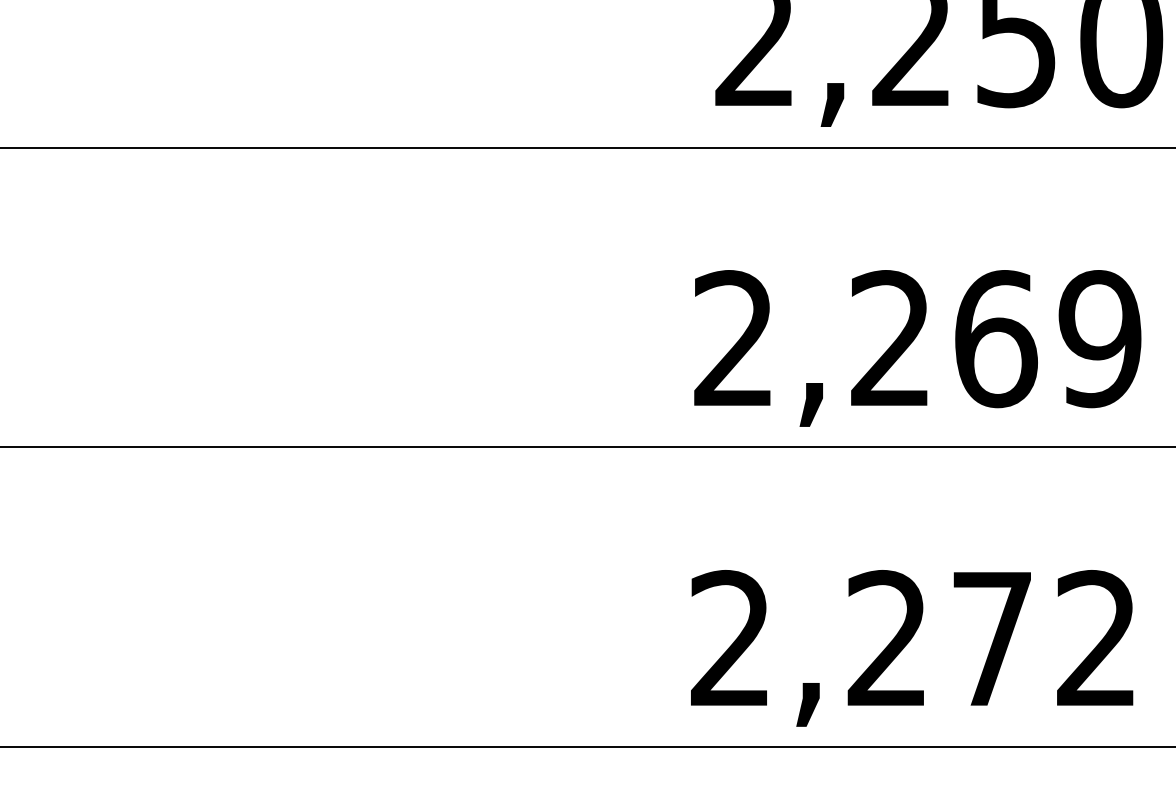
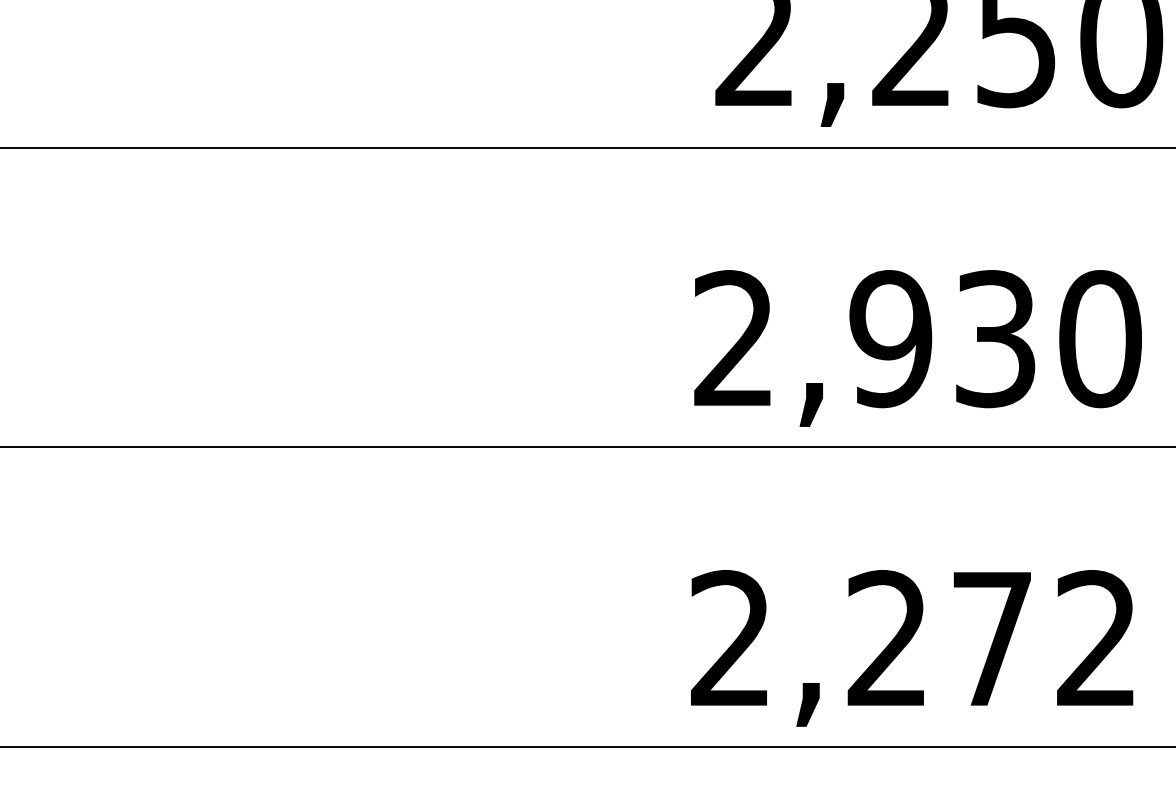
text: 2,269 -> 2,930 (995, 339)
